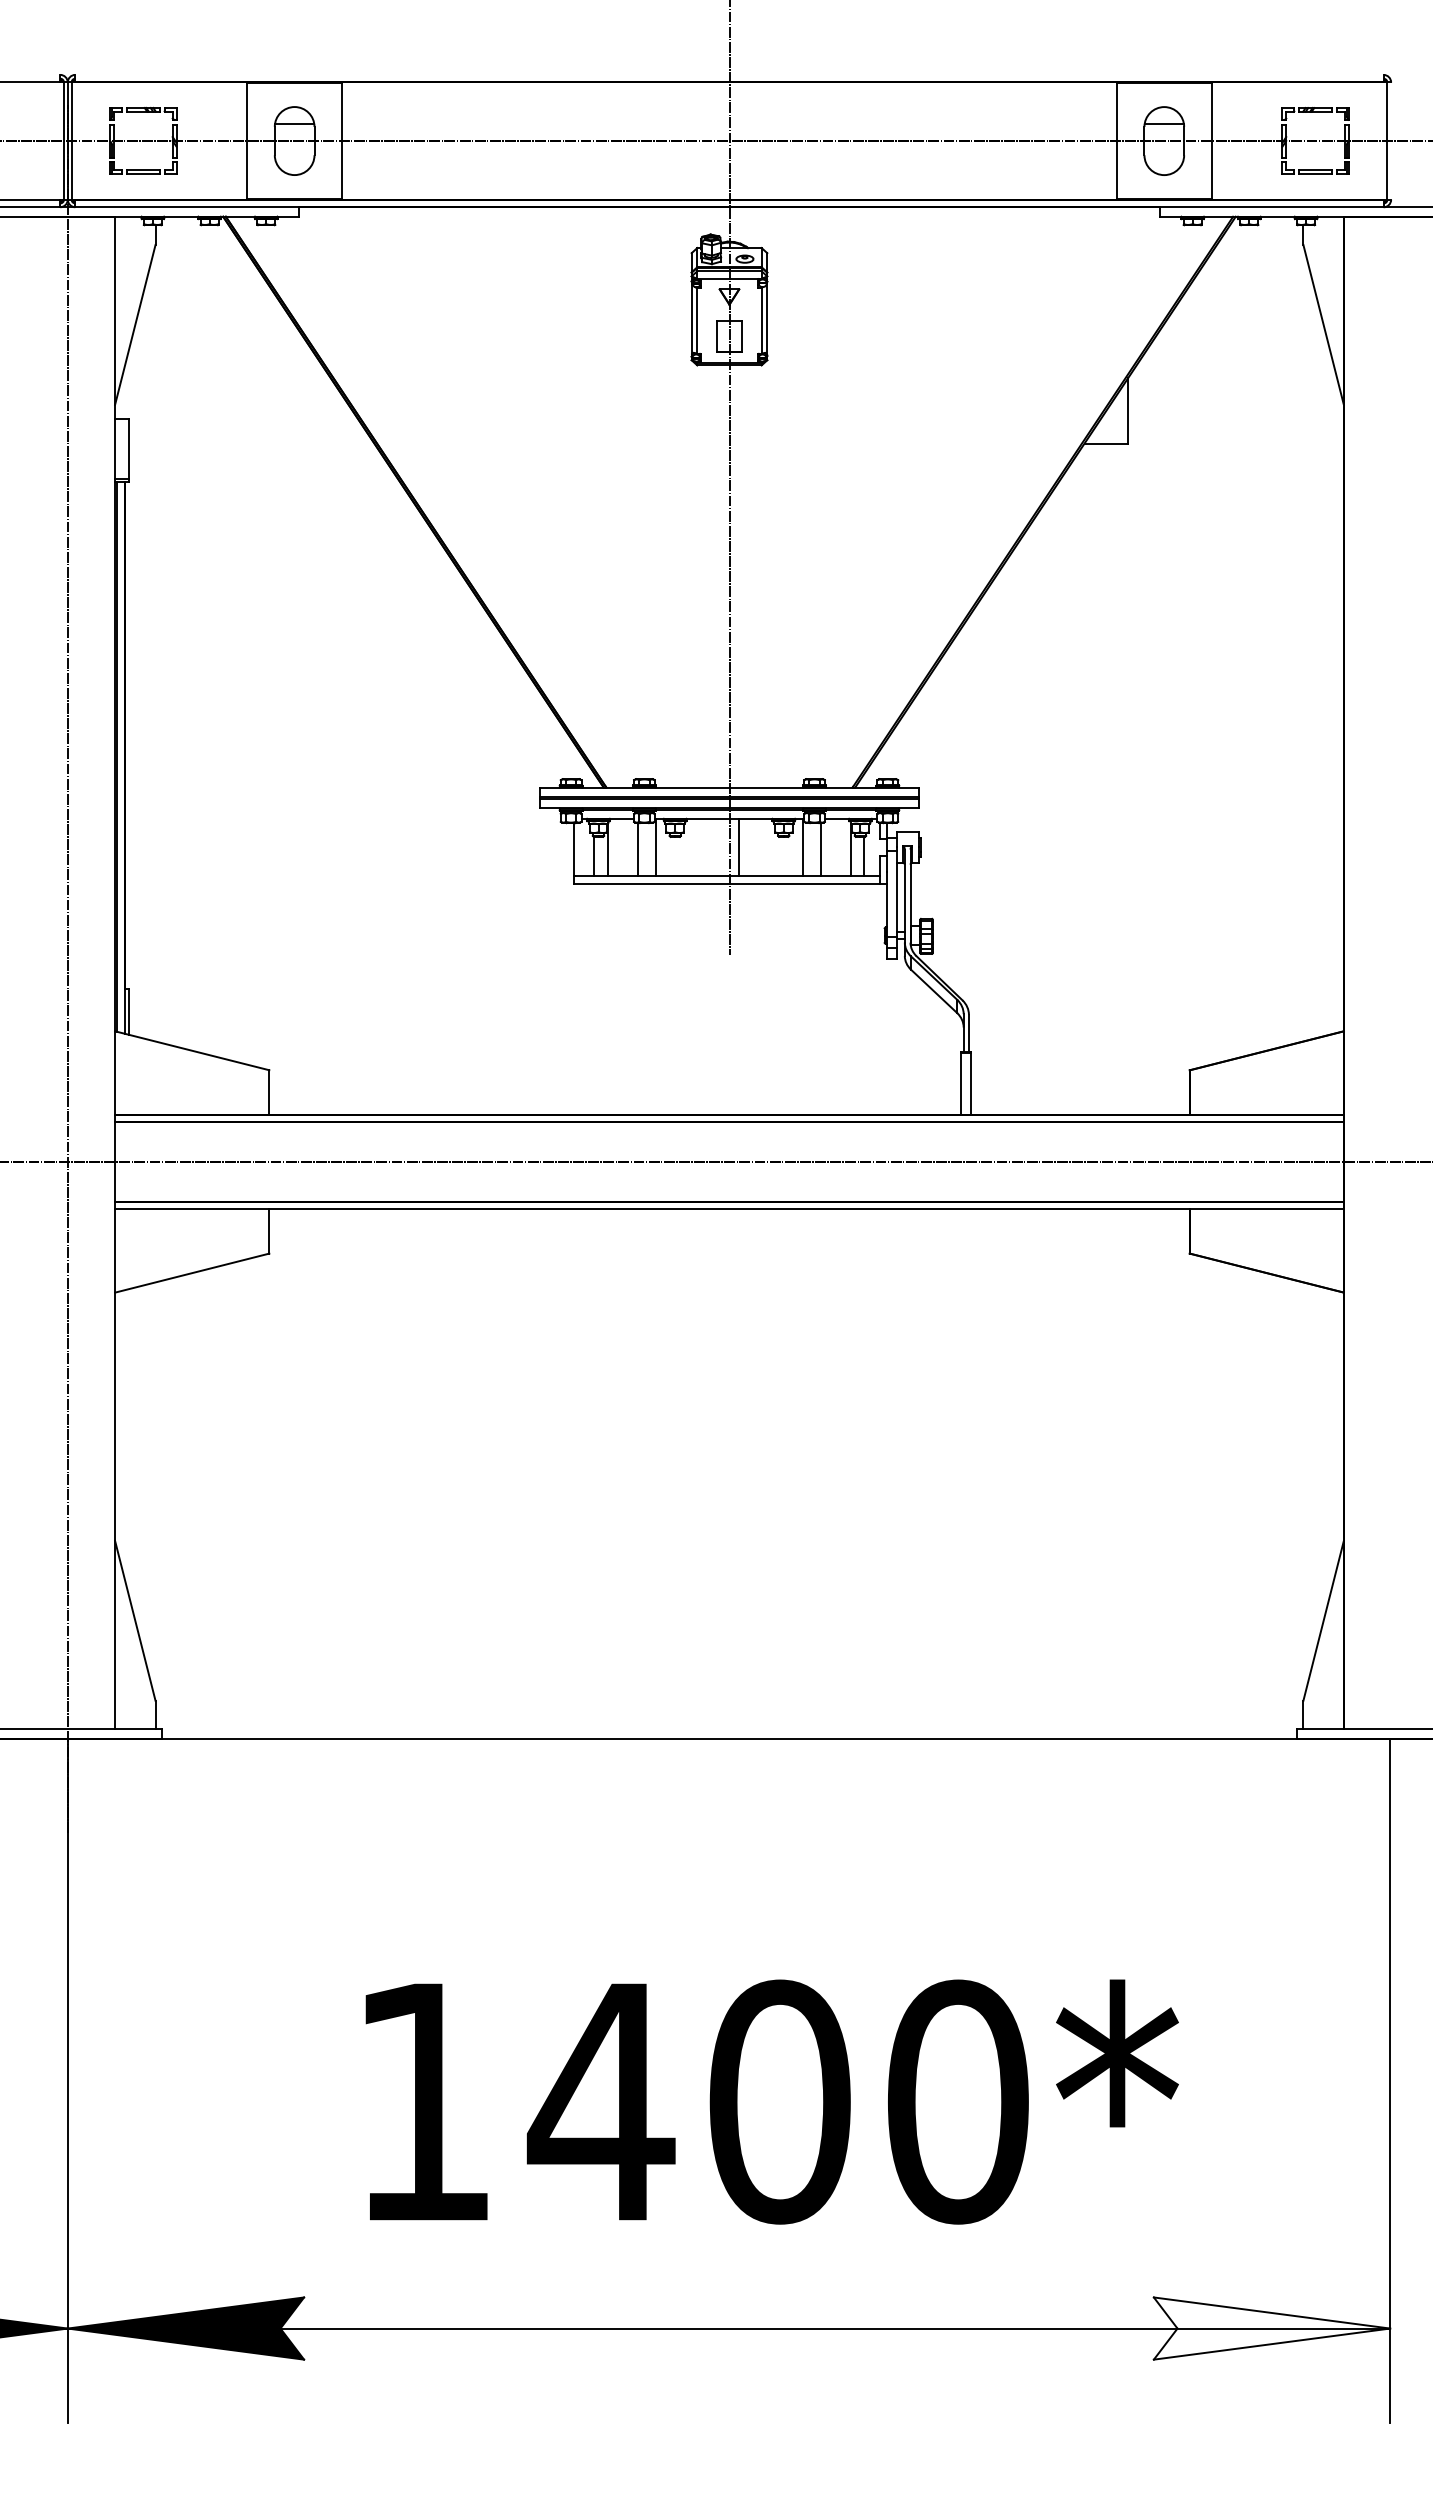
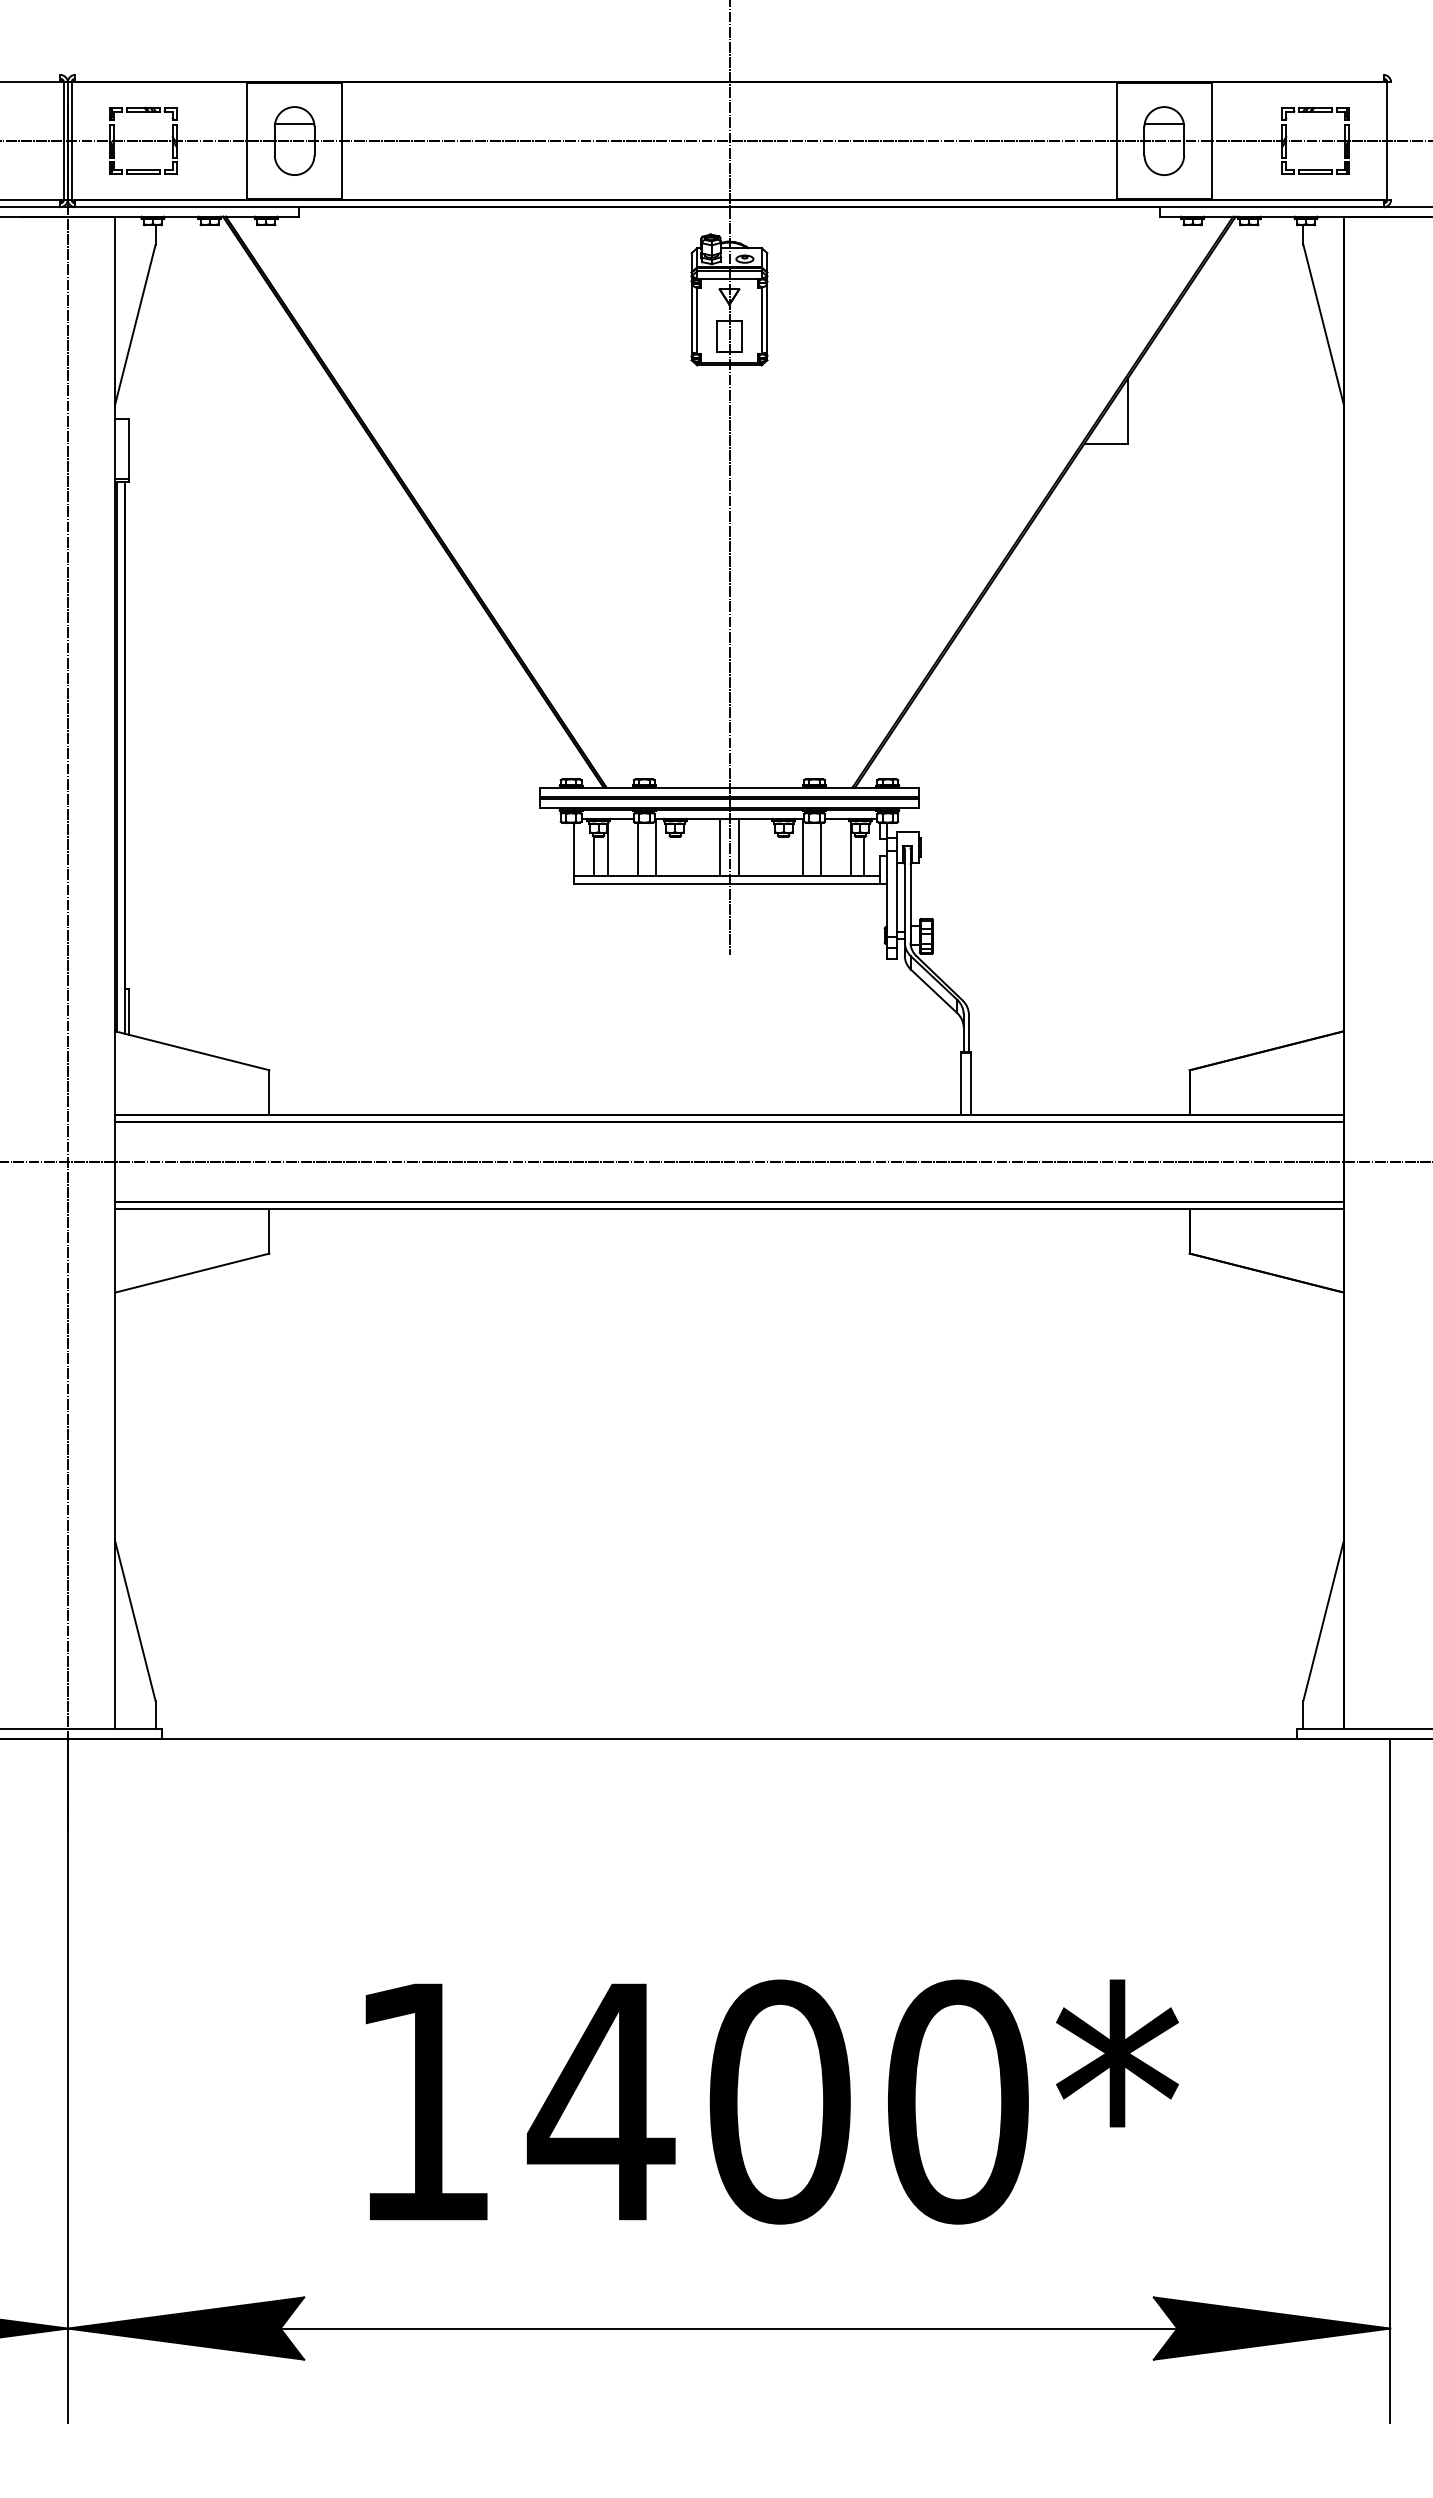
line: none -> present (720, 846)
fill: none -> present (1271, 2328)
